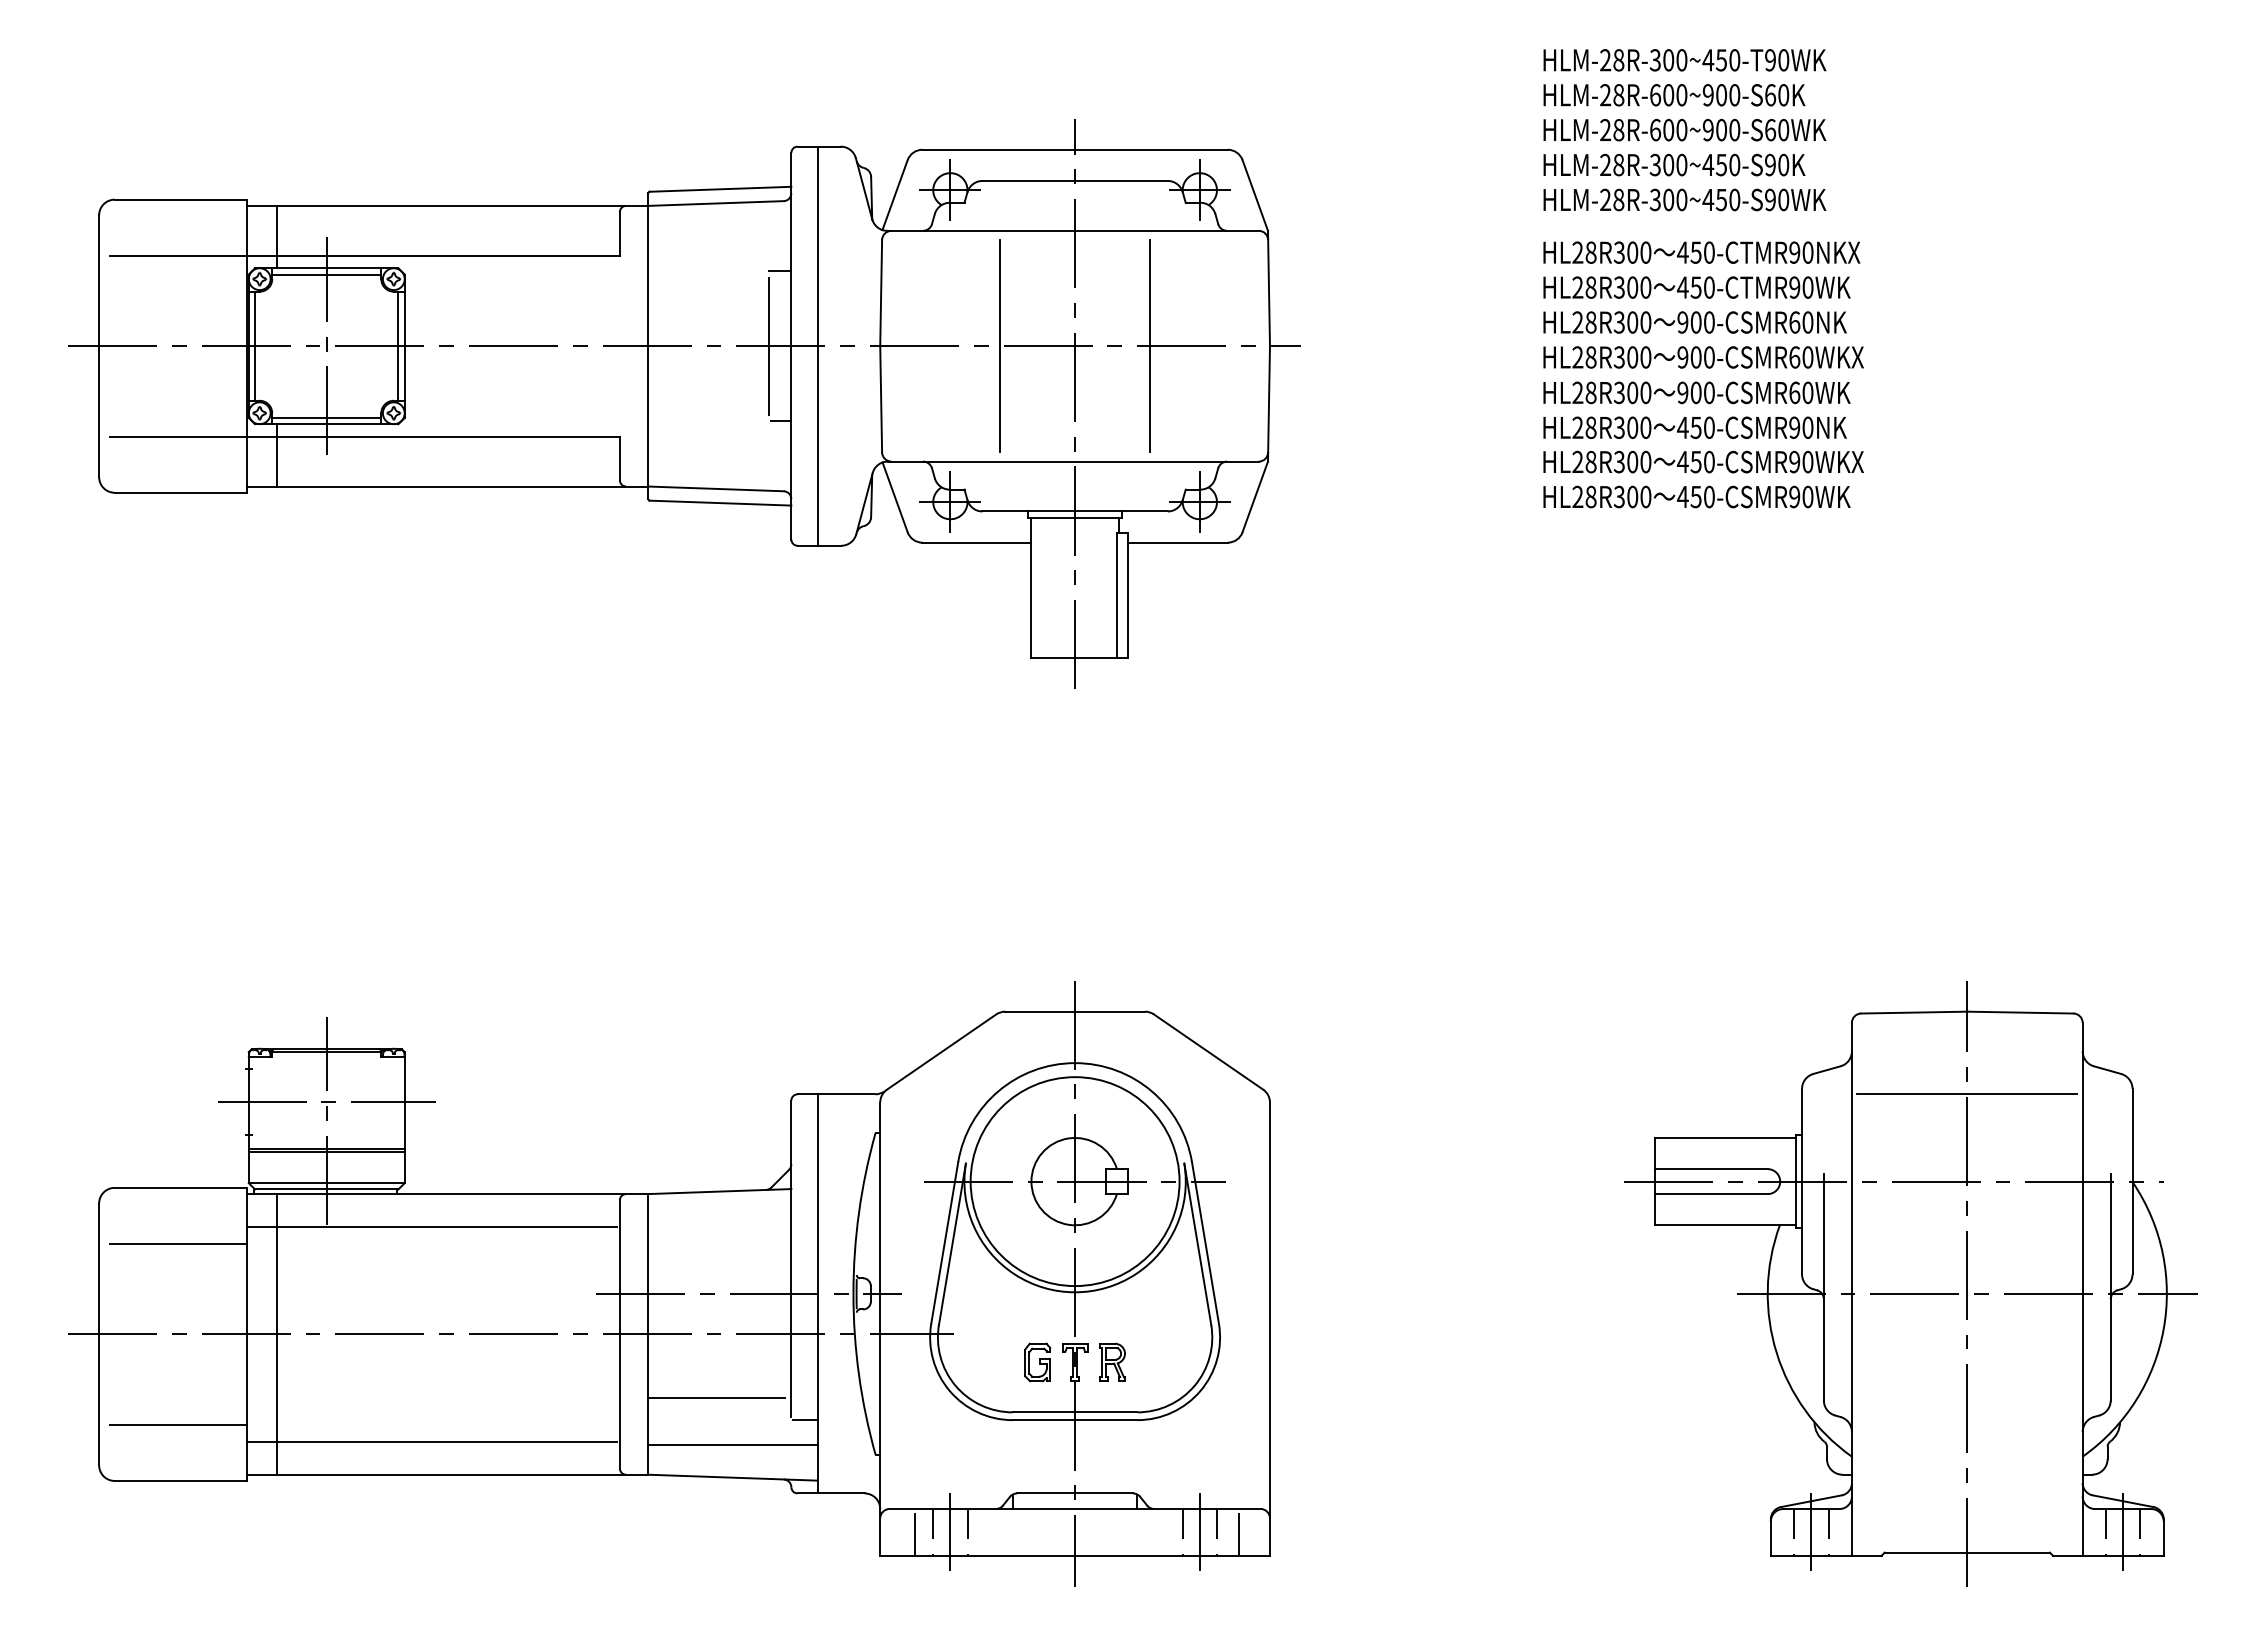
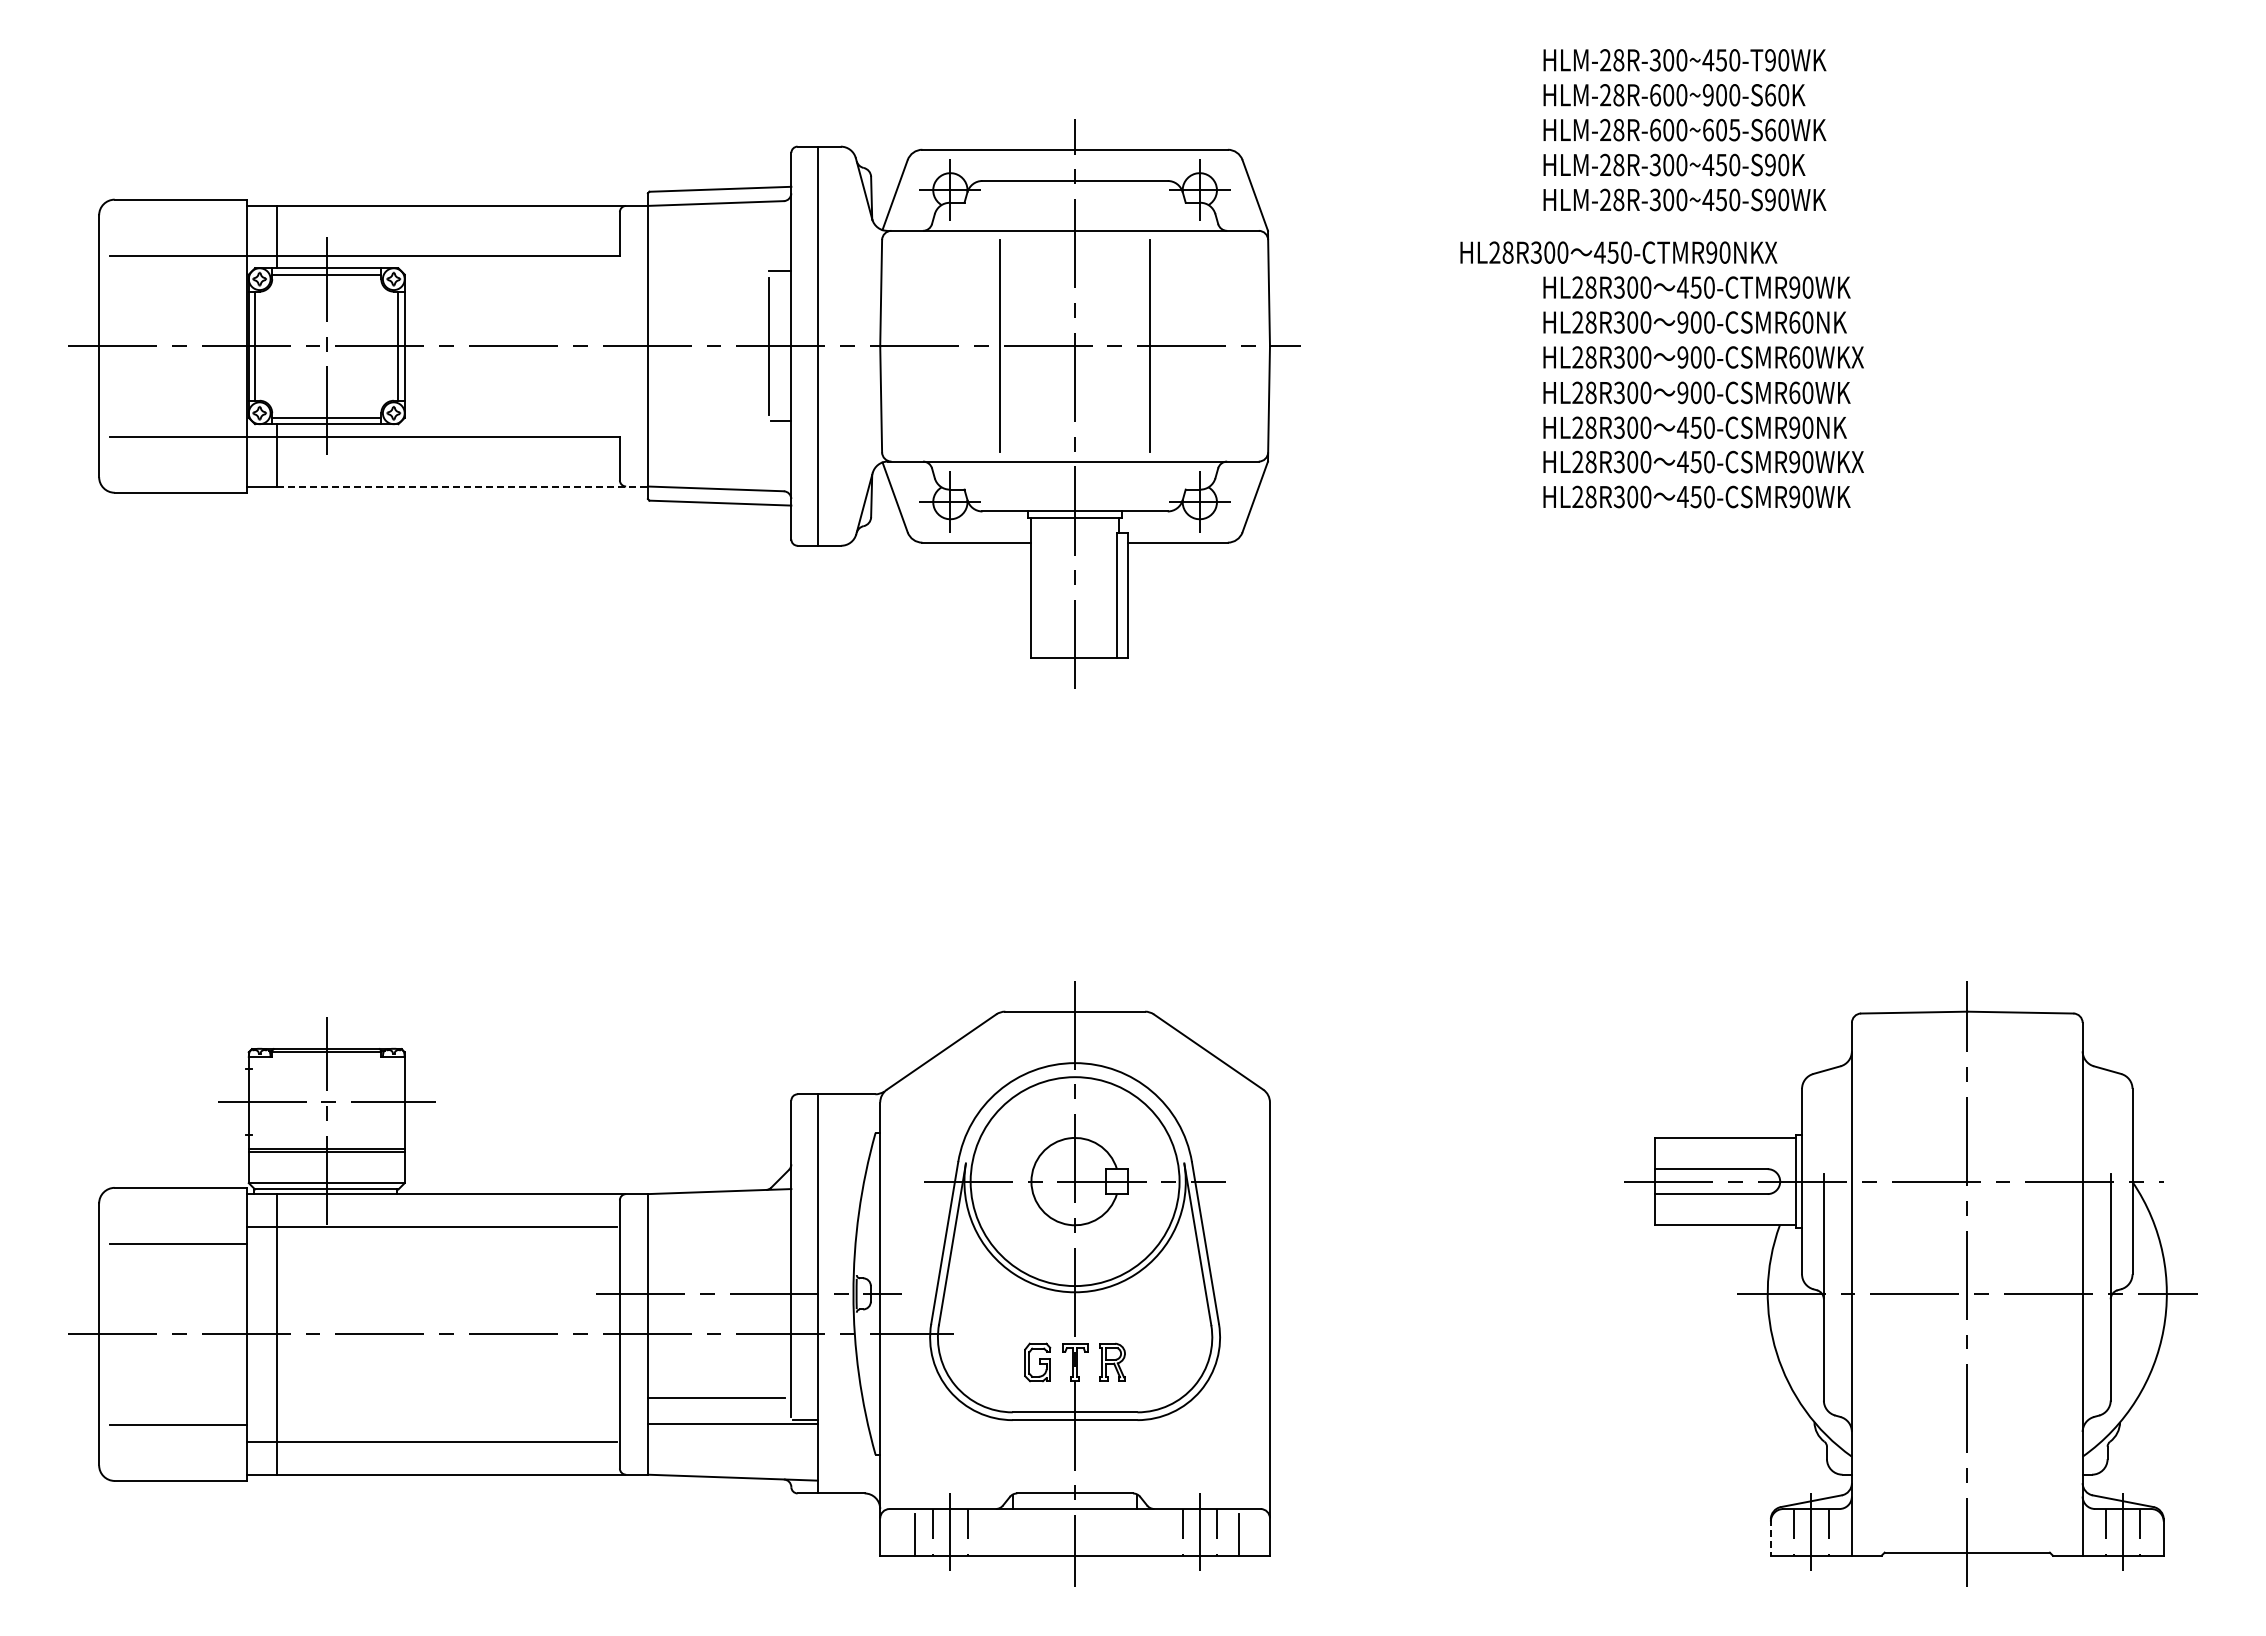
text: HLM-28R-600~900-S60WK -> HLM-28R-600~605-S60WK (1721, 129)
text position: (1701, 252) -> (1618, 252) (1618, 252)
line: solid -> dashed (462, 486)
line: present -> none (1966, 1094)
line position: (732, 1445) -> (732, 1424) (732, 1424)
line: solid -> dashed (1770, 1538)
